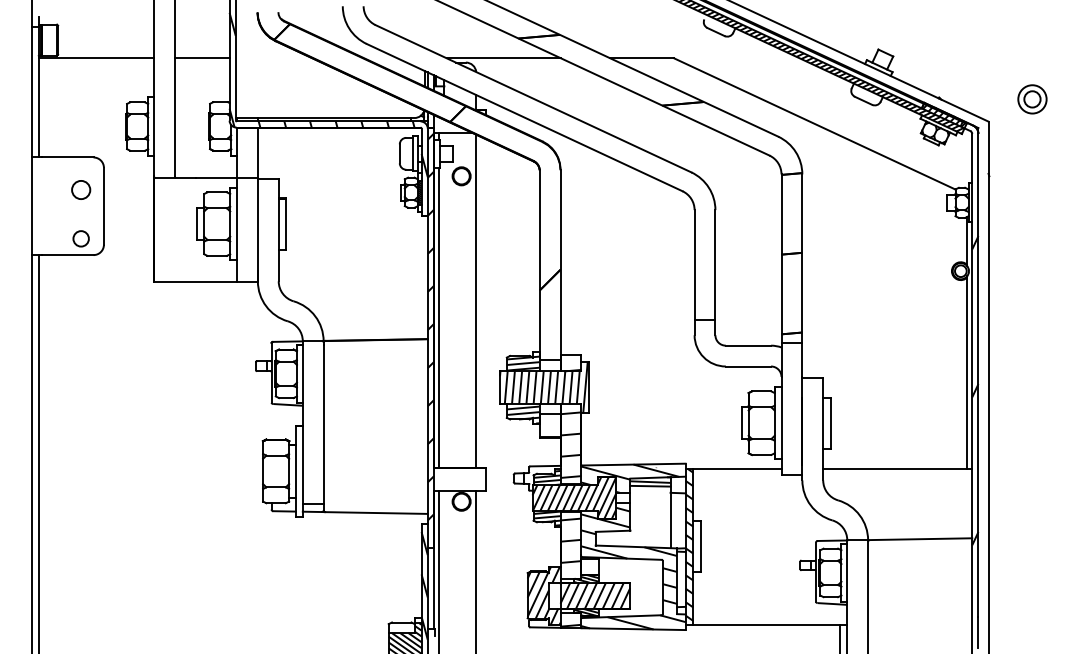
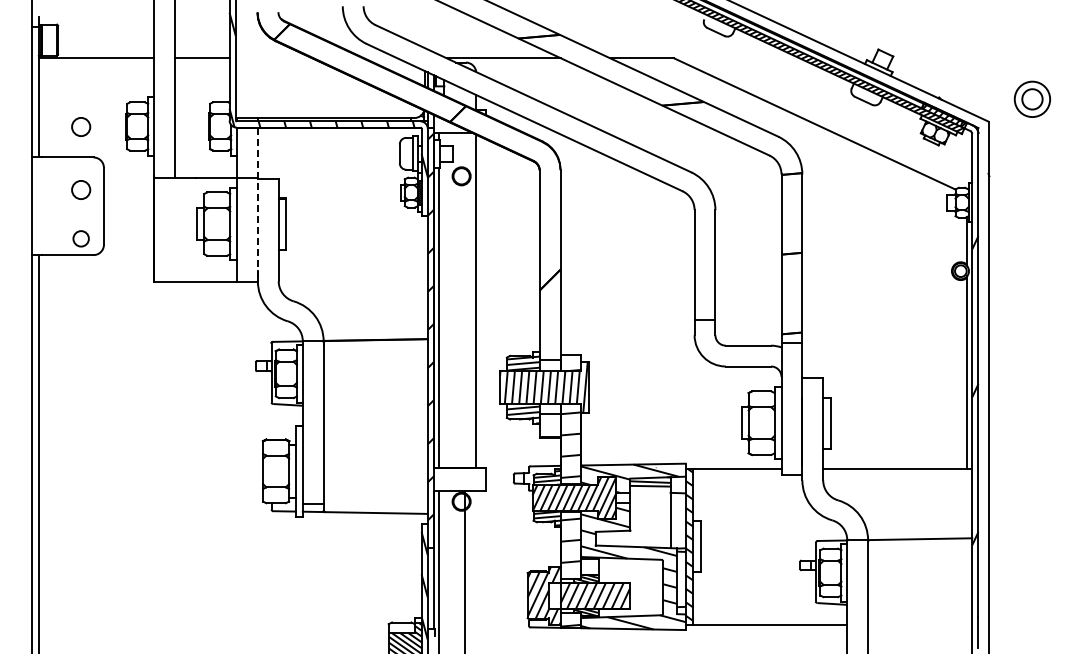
part size: 31x31 px -> 38x38 px (1031, 98)
circle: none -> present (81, 126)
line: solid -> dashed (257, 203)
line position: (476, 570) -> (465, 570) (465, 570)
line: present -> none (840, 637)
